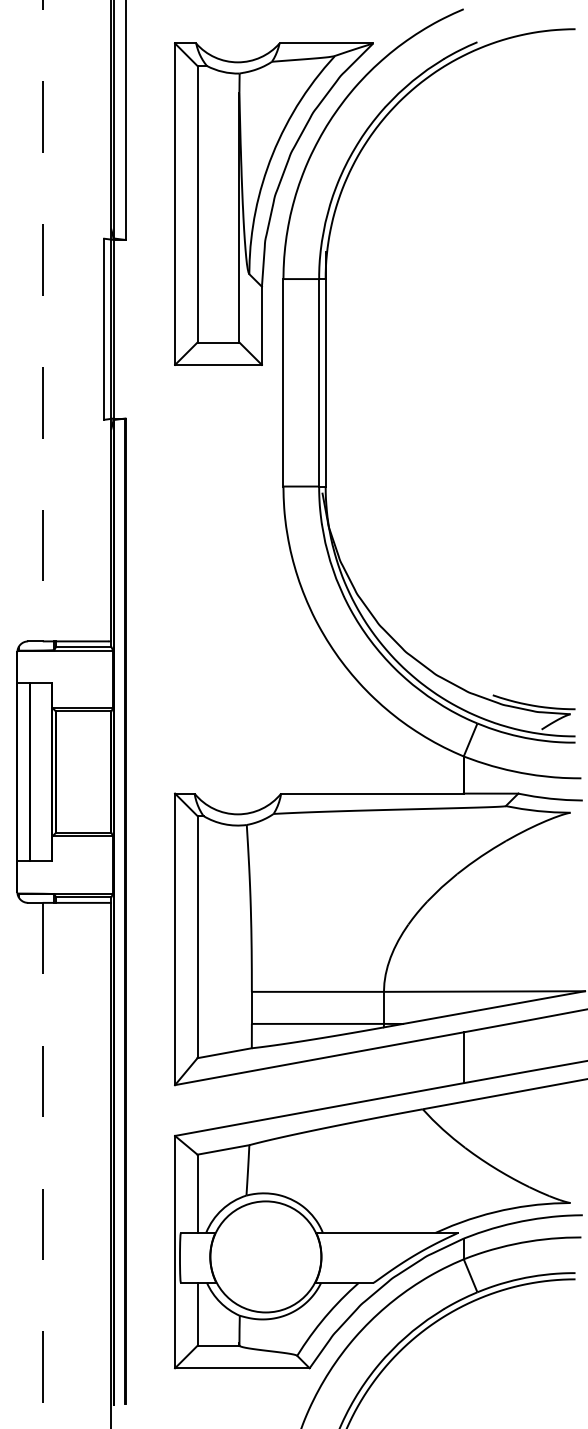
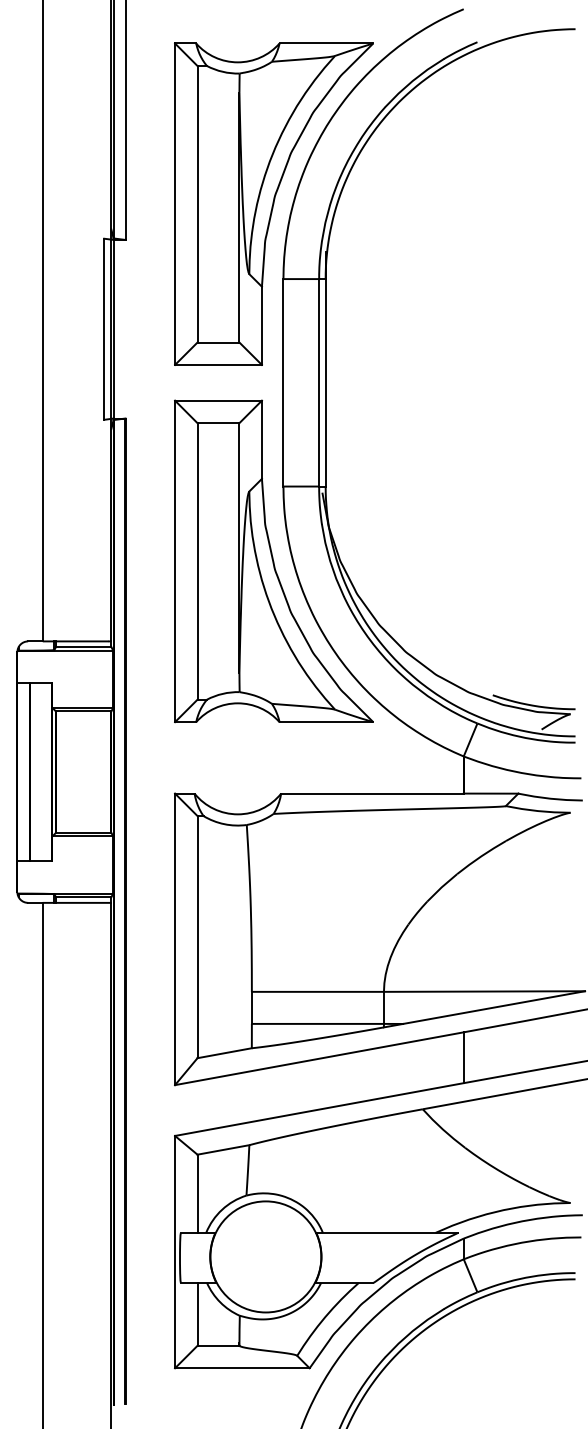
line: dashed -> solid (42, 321)
part: none -> present (273, 561)
line: dashed -> solid (42, 1165)
